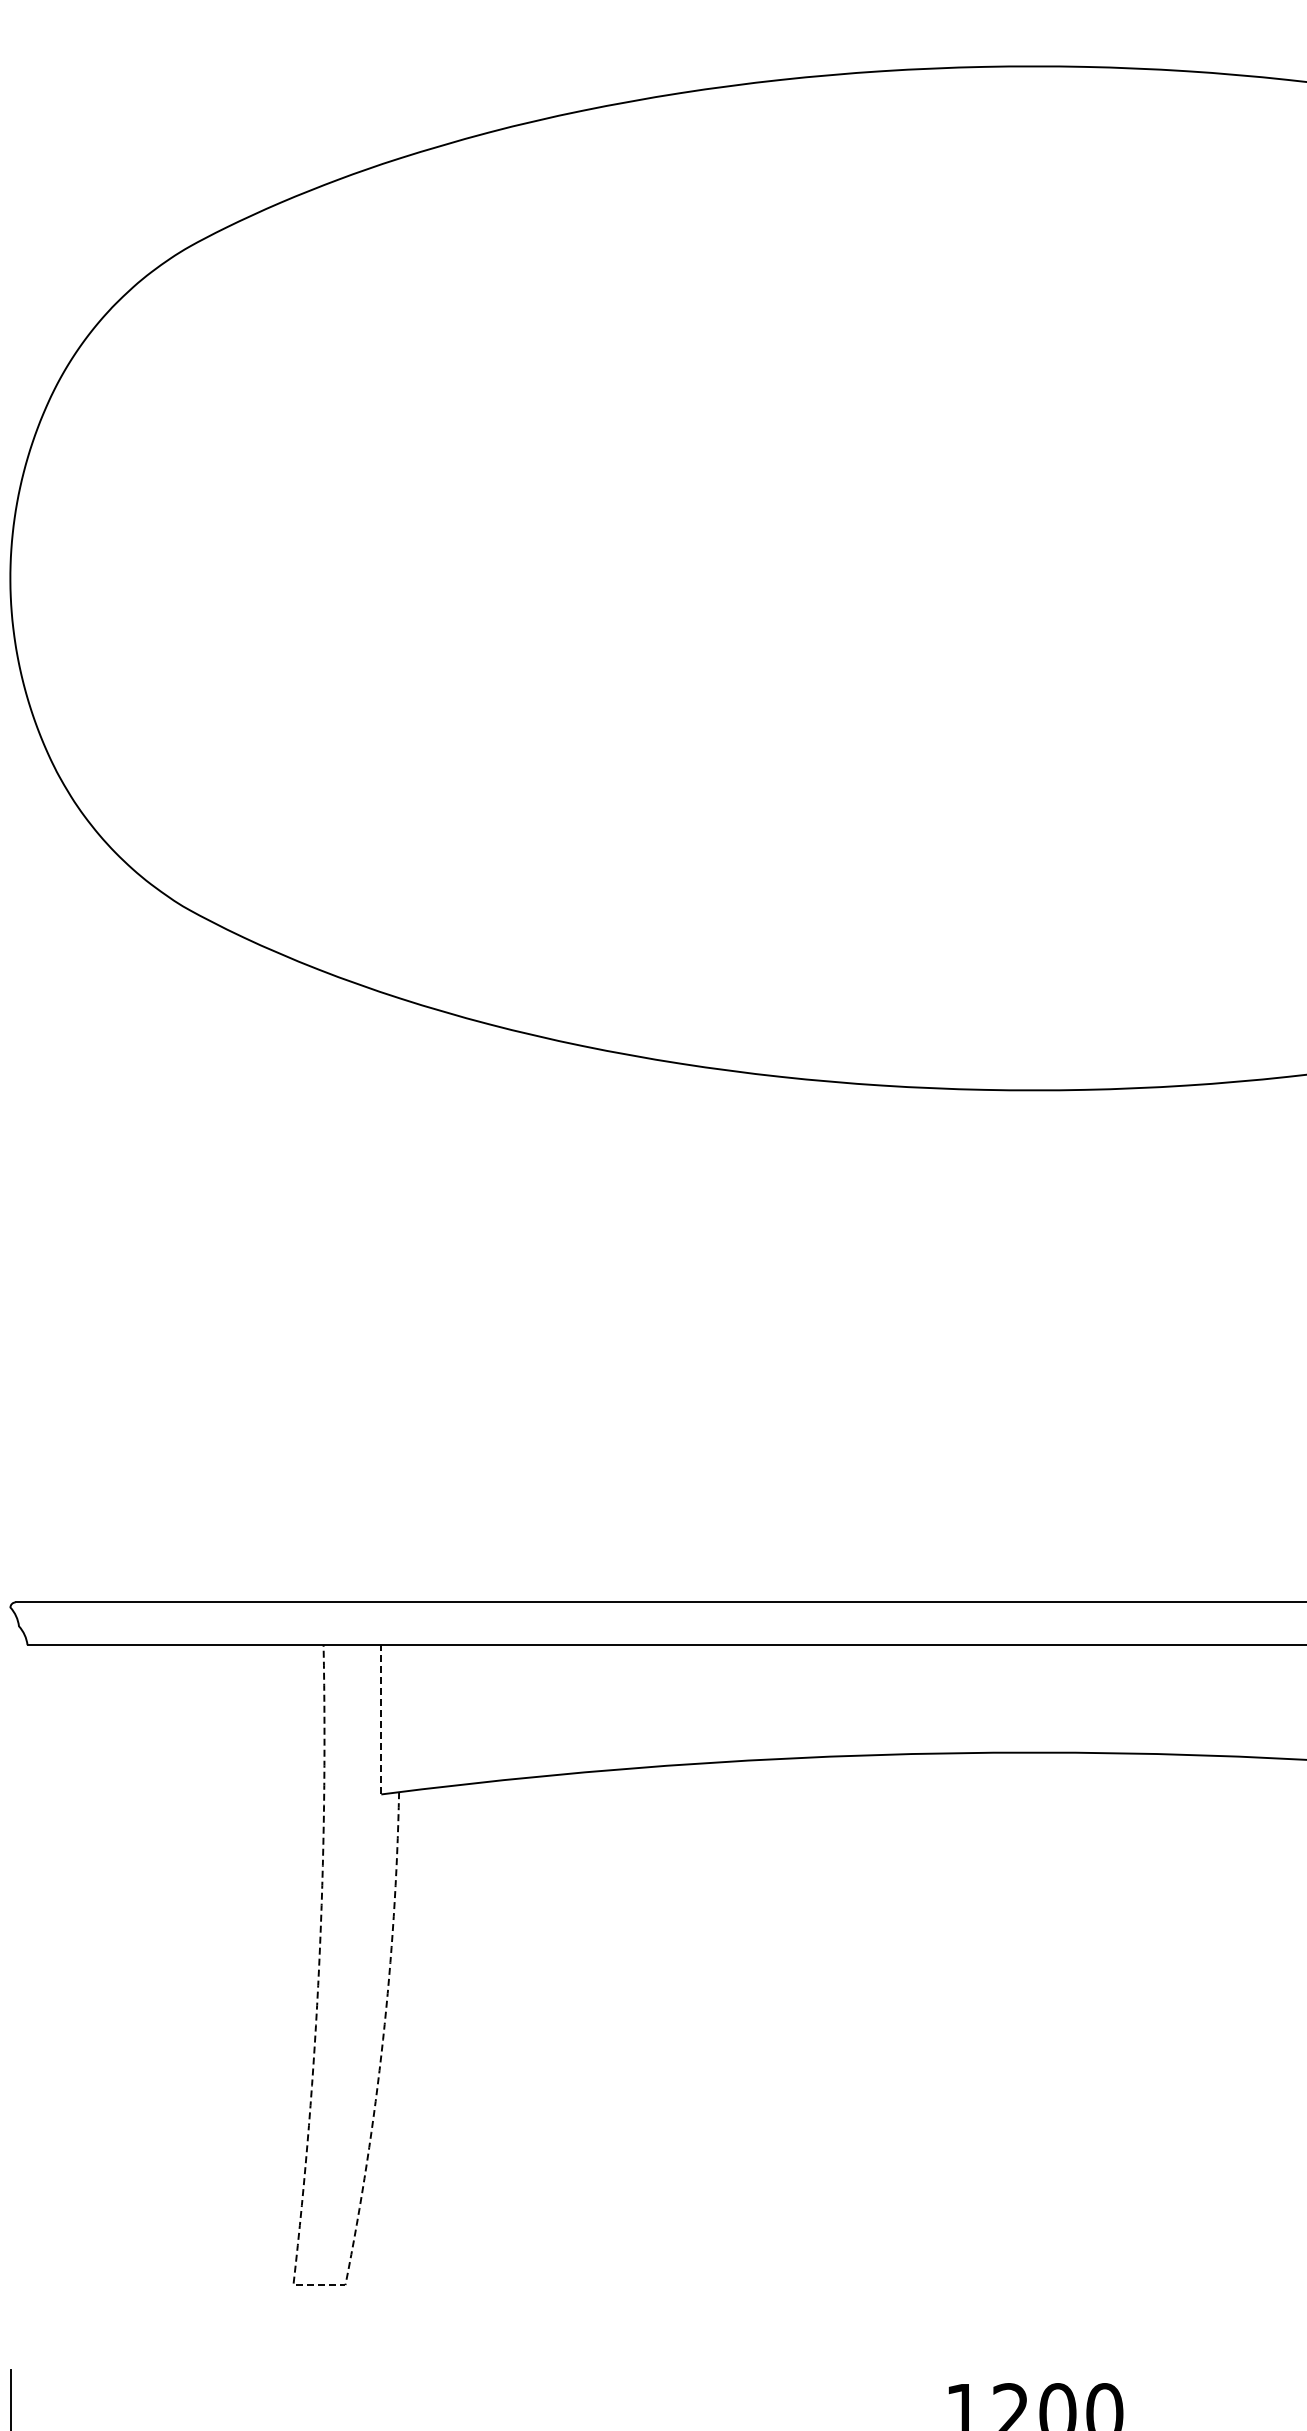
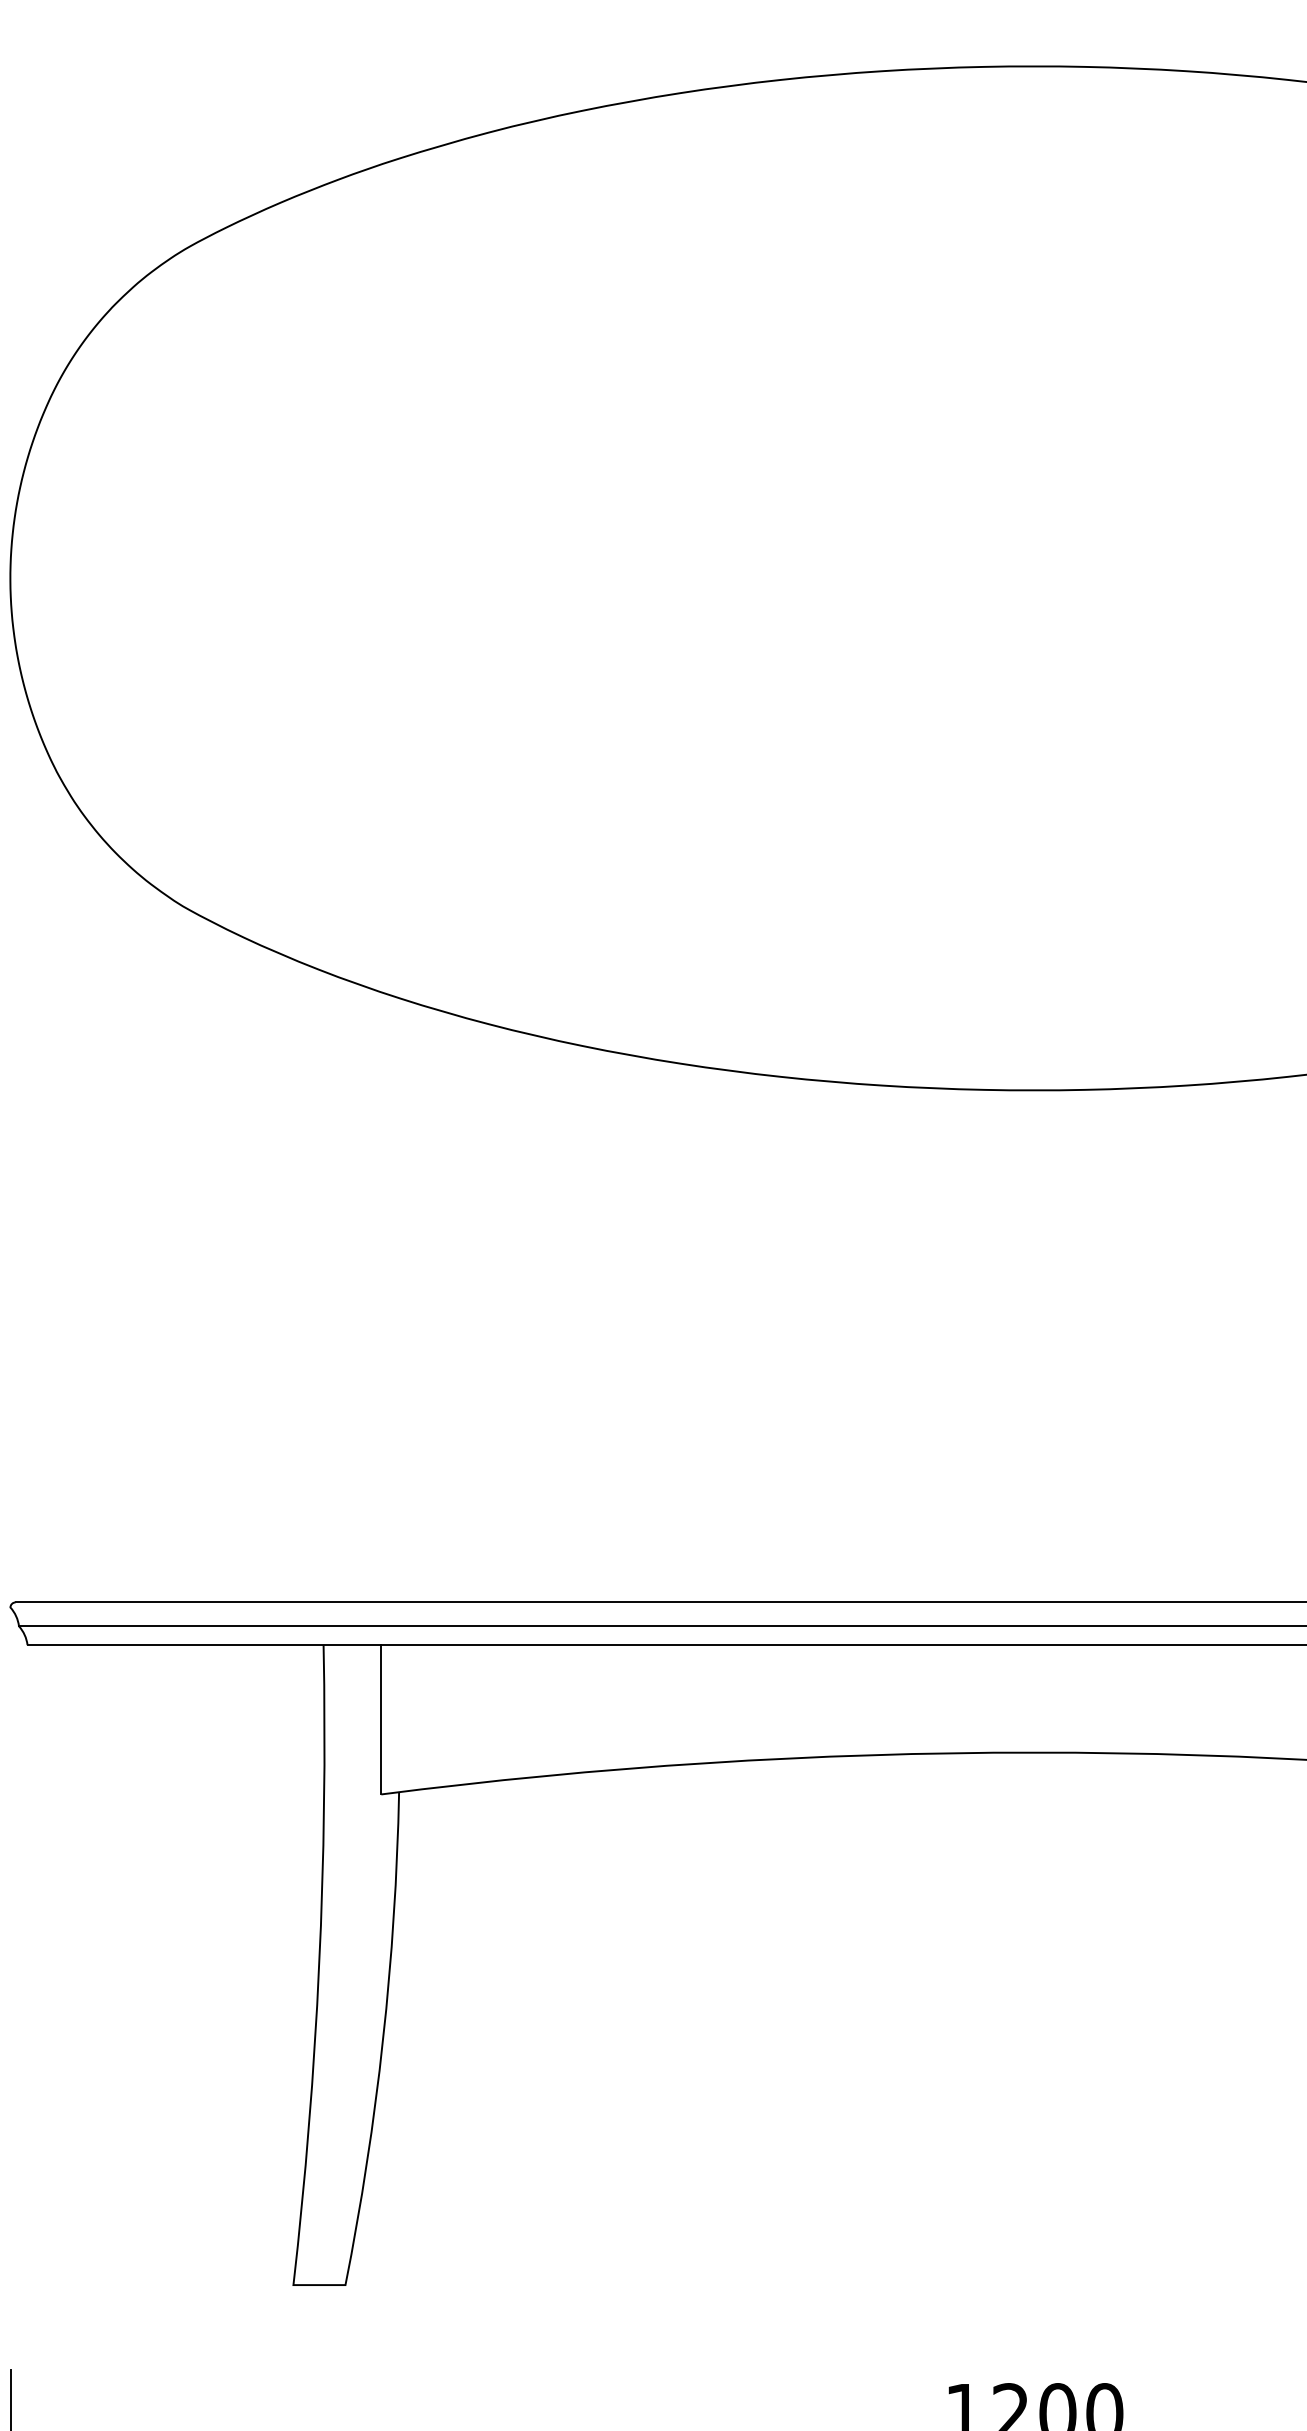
line: none -> present (661, 1626)
line: dashed -> solid (381, 1719)
line: dashed -> solid (298, 2240)
